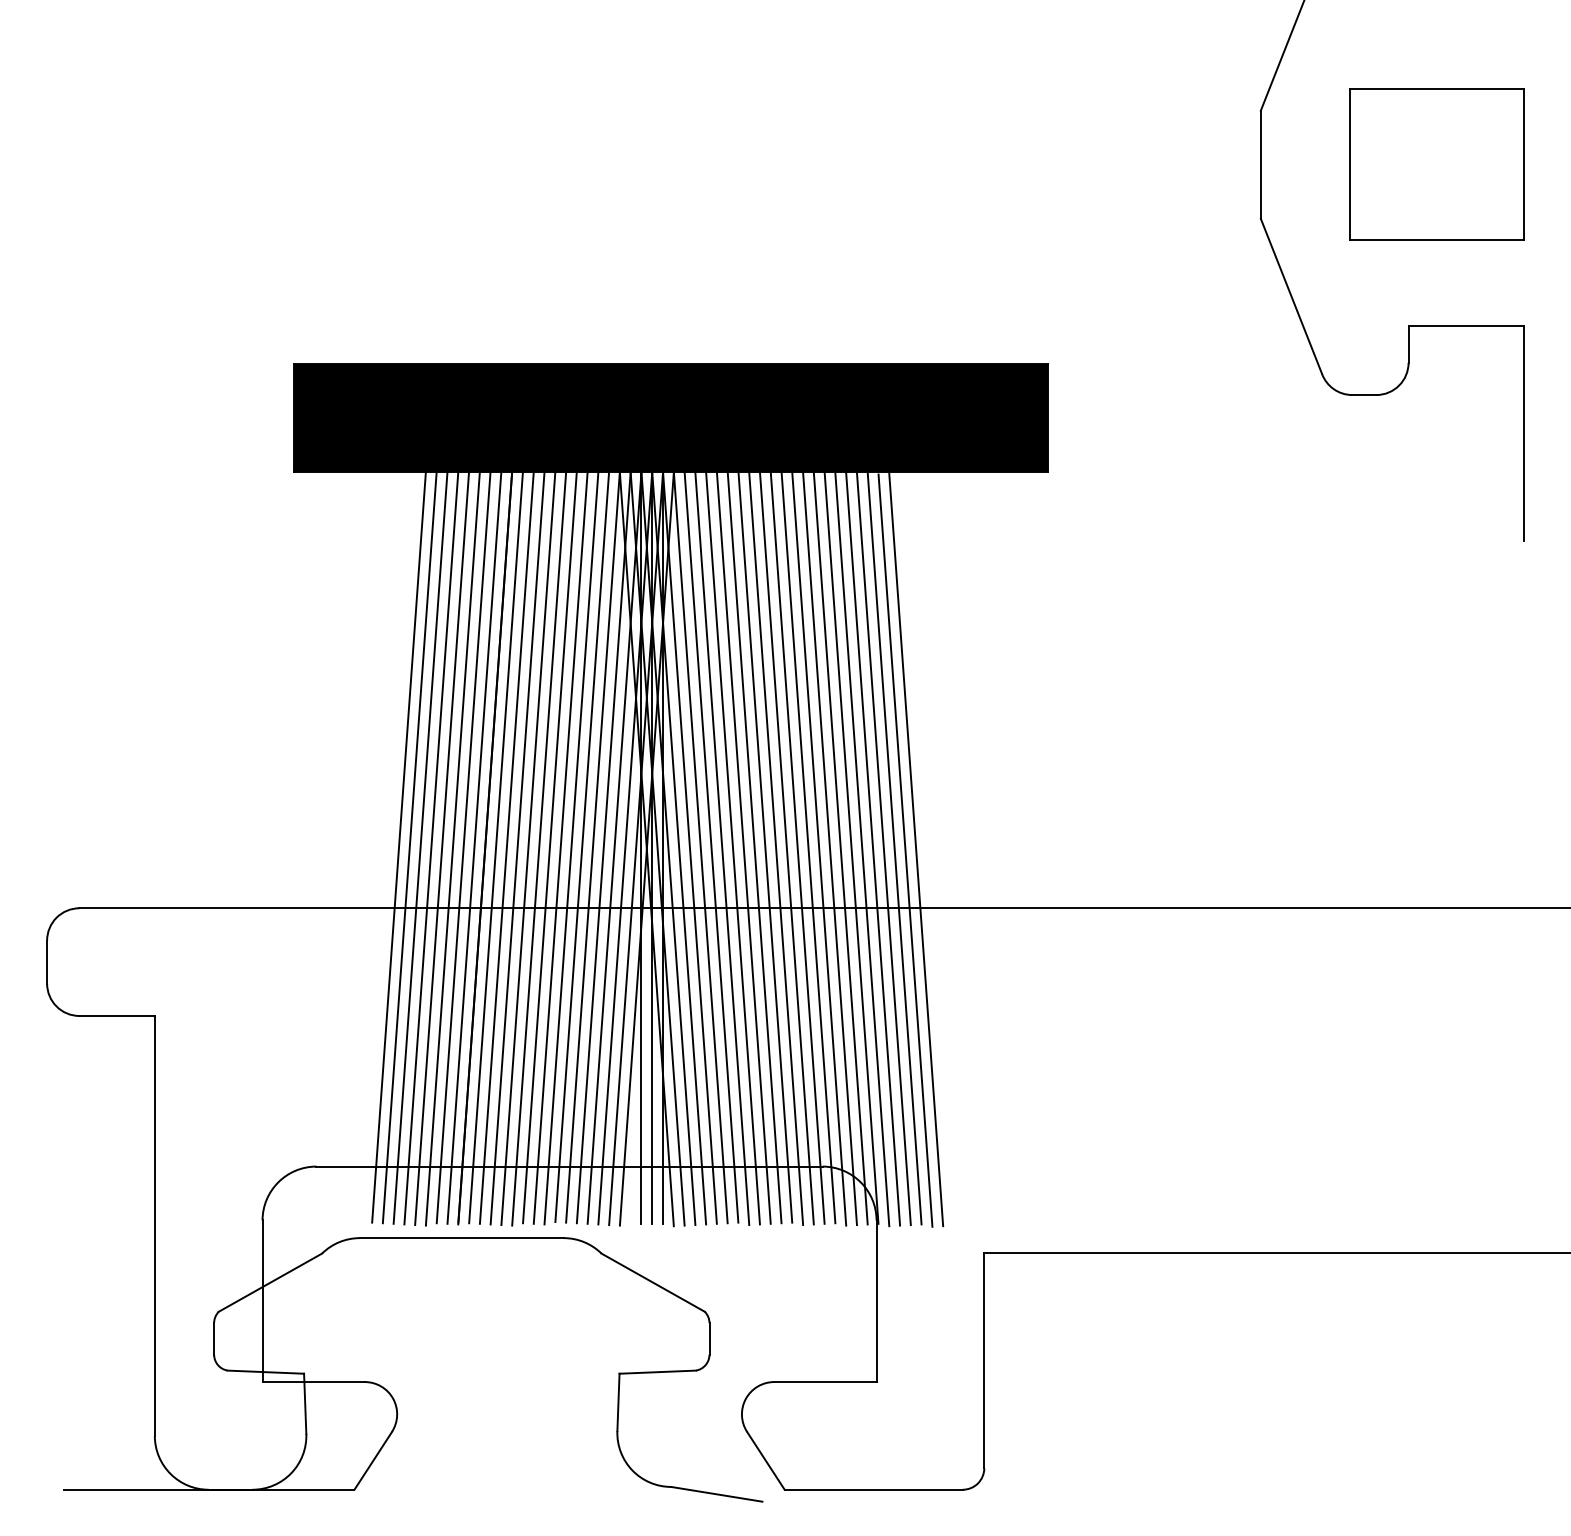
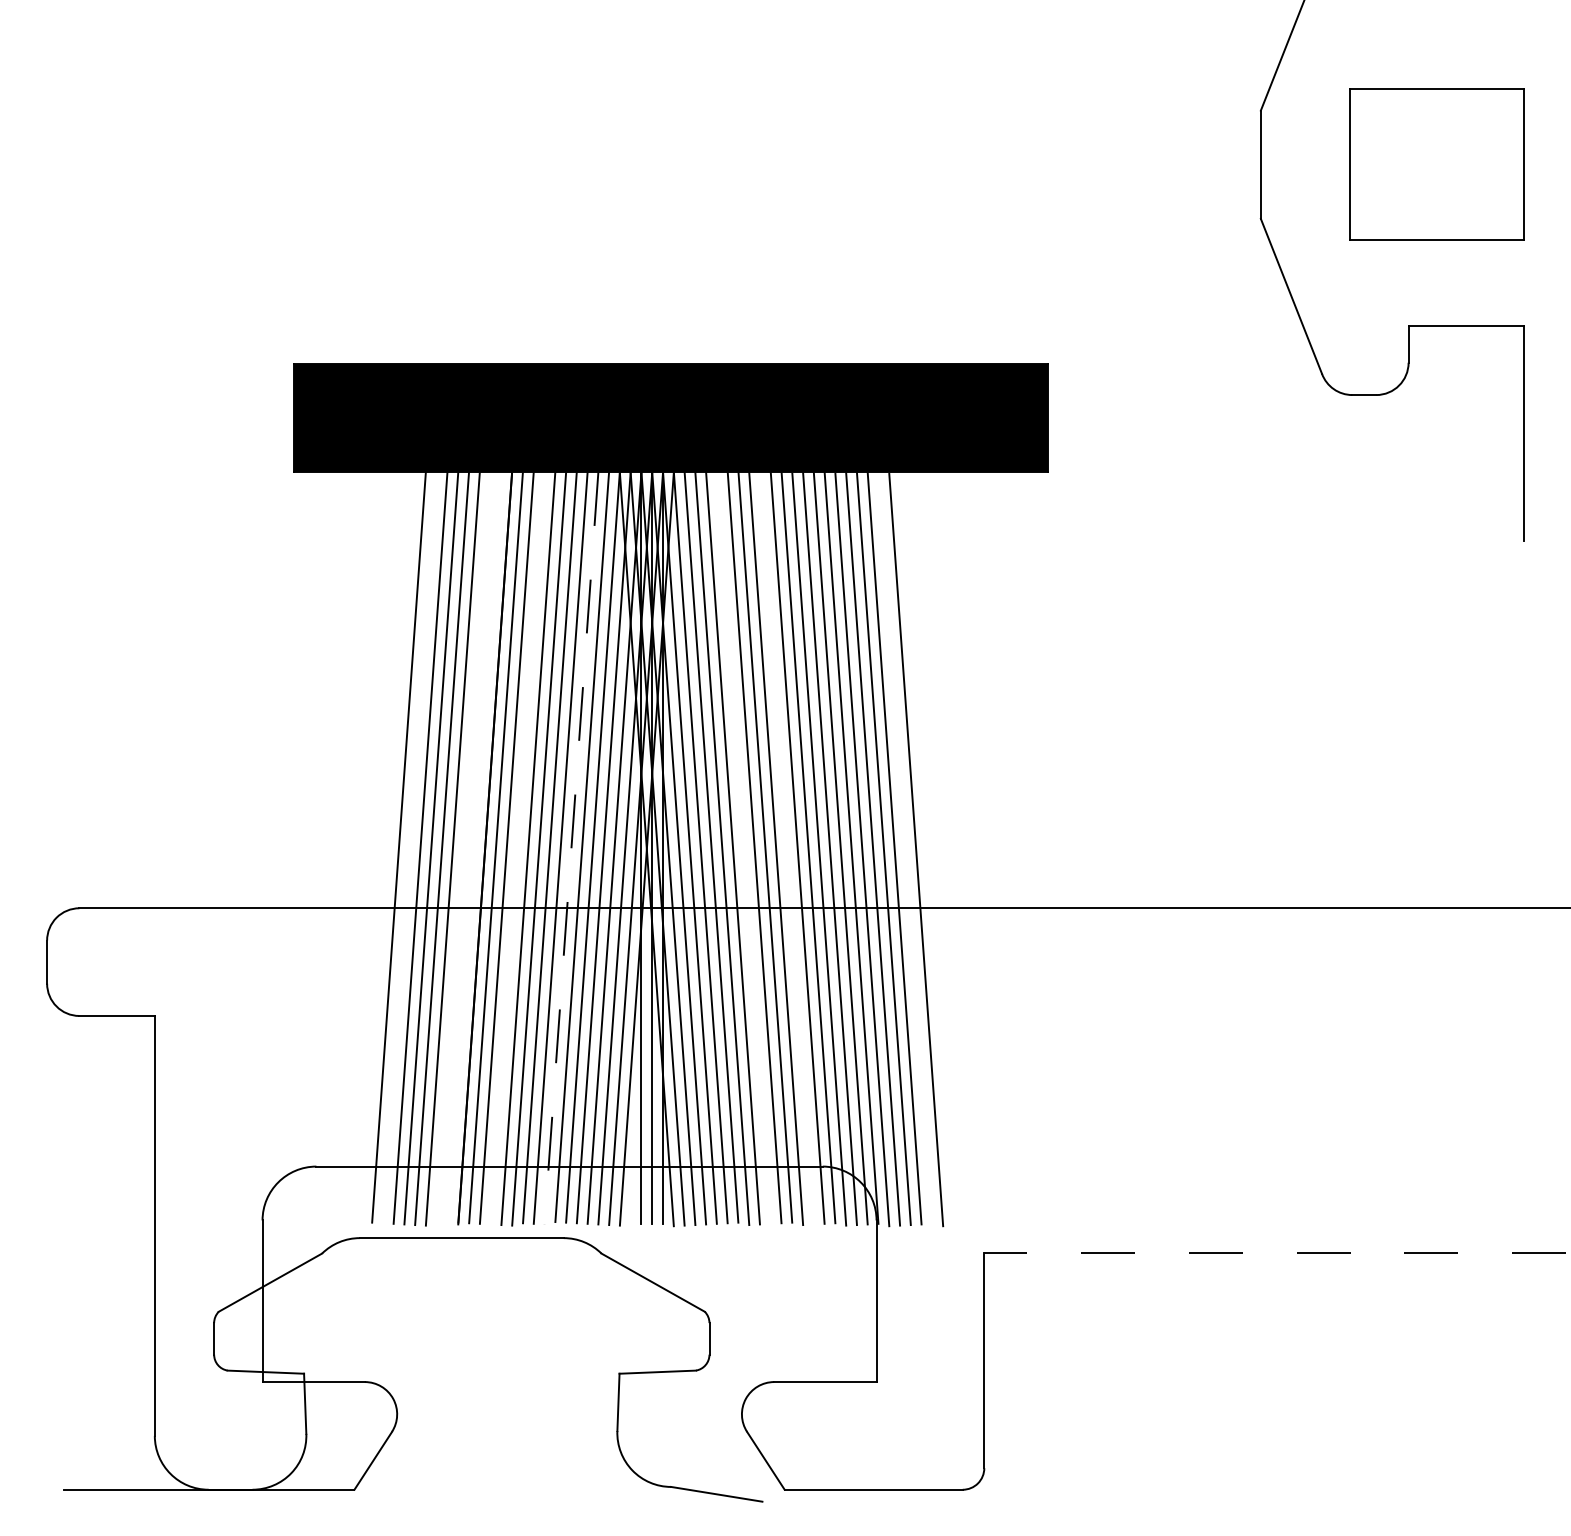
line: present -> none (409, 846)
line: present -> none (463, 846)
line: present -> none (474, 847)
line: present -> none (743, 847)
line: present -> none (517, 848)
line: solid -> dashed (571, 848)
line: present -> none (786, 848)
line: present -> none (905, 850)
line: solid -> dashed (1277, 1252)
